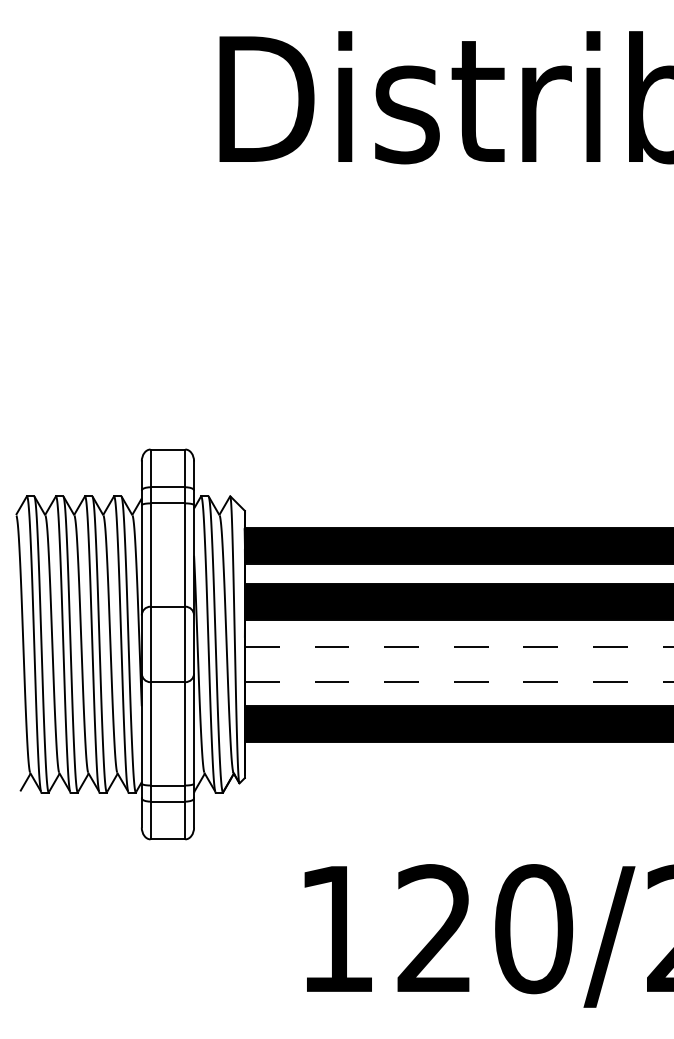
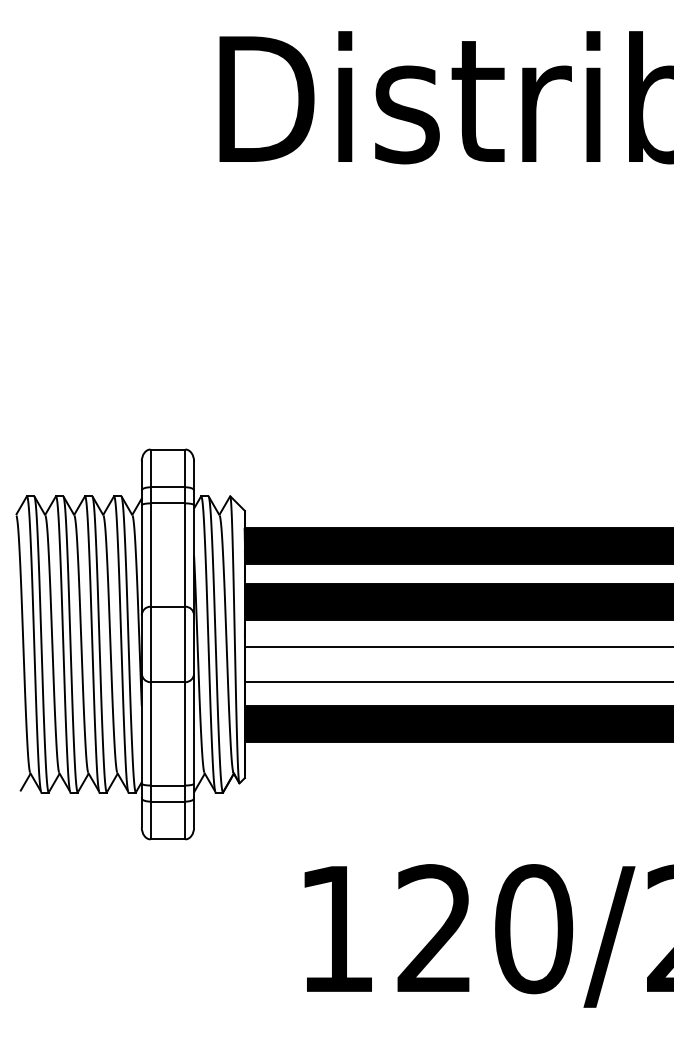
line: dashed -> solid (459, 646)
line: dashed -> solid (459, 682)
